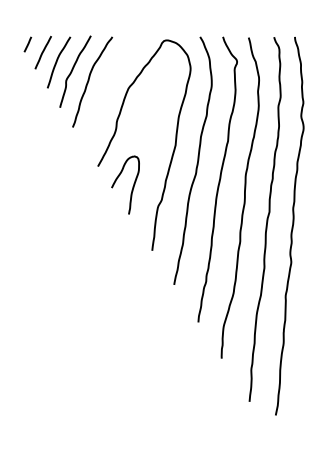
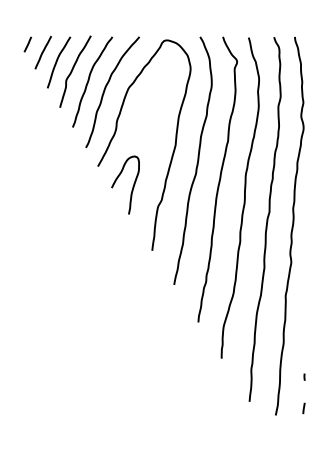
curve: none -> present (106, 88)
line: none -> present (304, 376)
curve: none -> present (303, 408)
